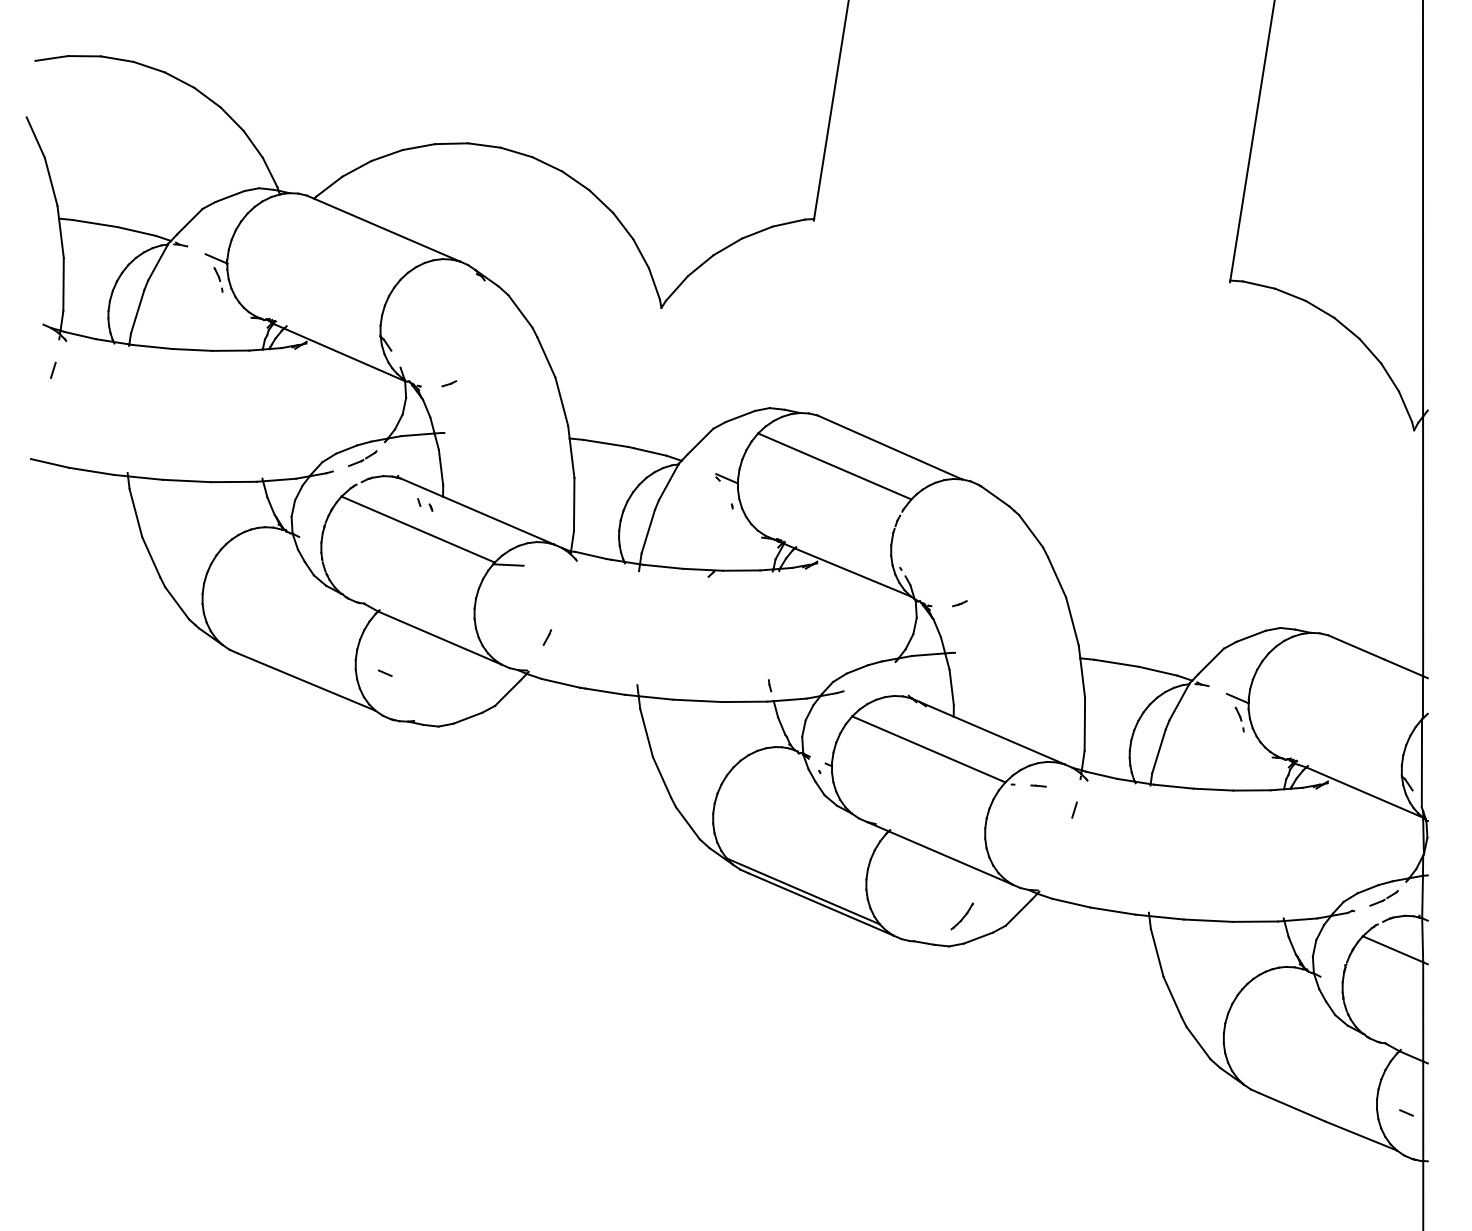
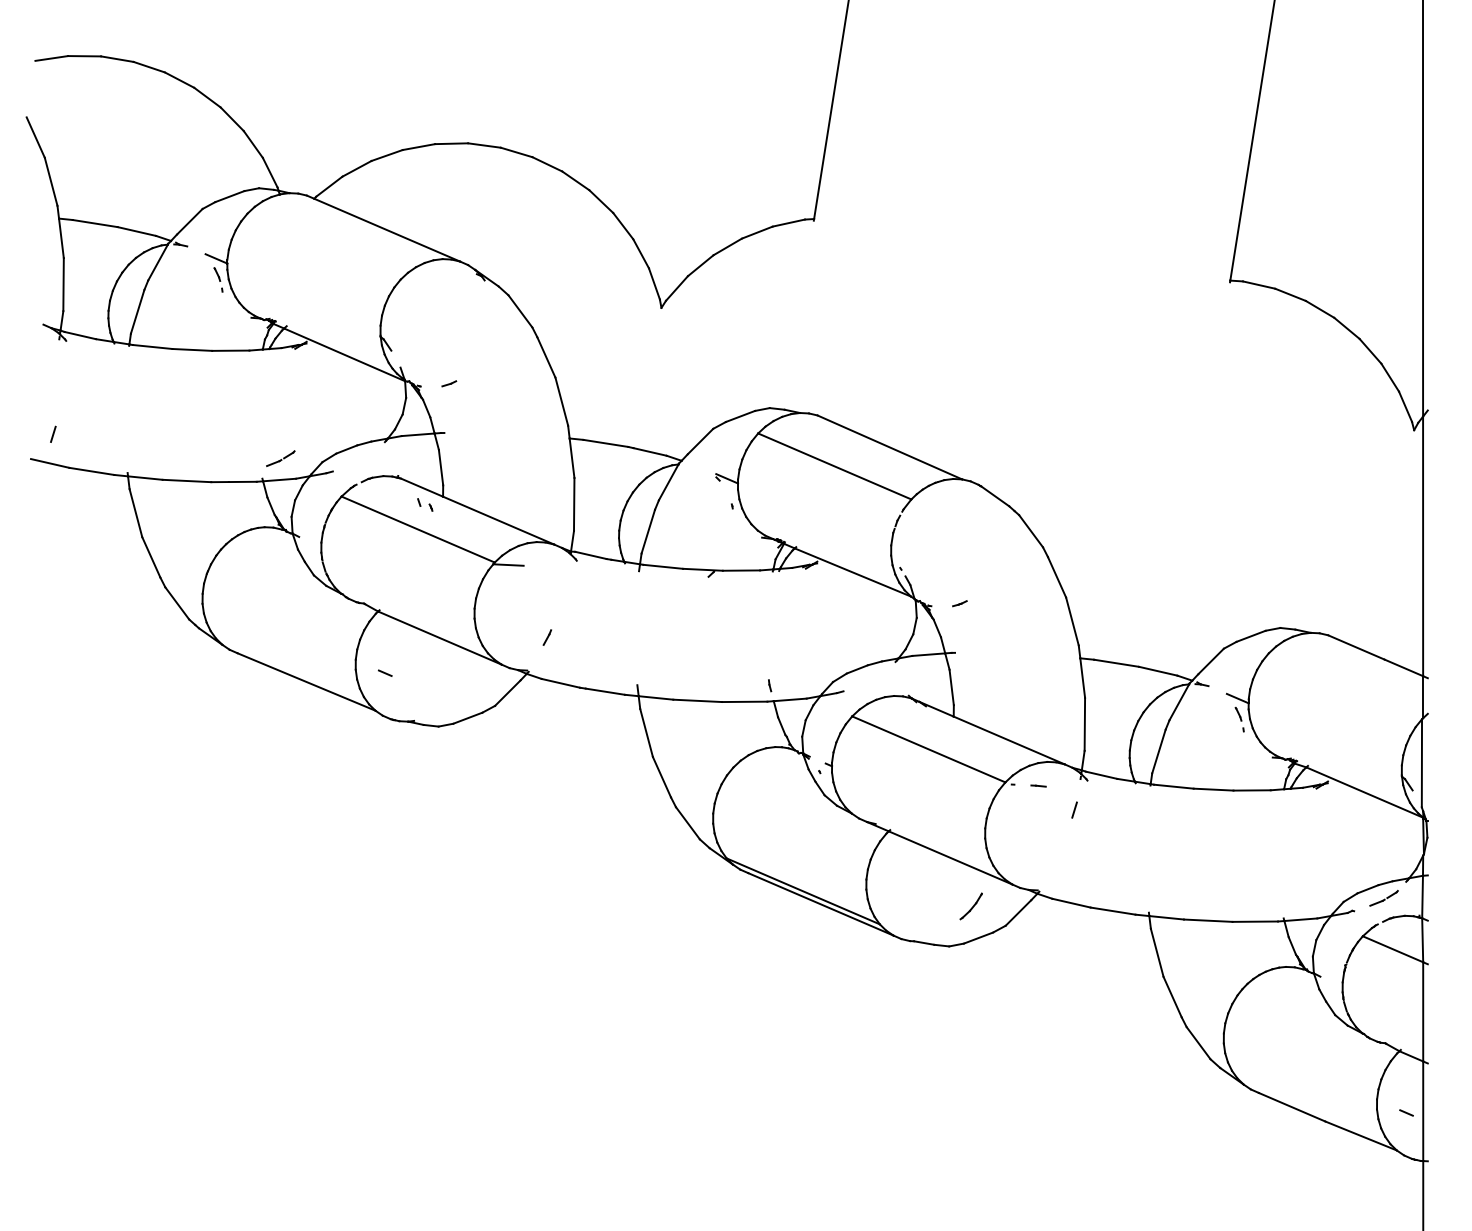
line position: (53, 369) -> (53, 433) (53, 433)
part position: (362, 458) -> (280, 458) (280, 458)
part position: (961, 916) -> (970, 906) (970, 906)
